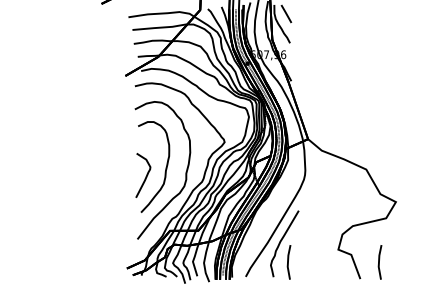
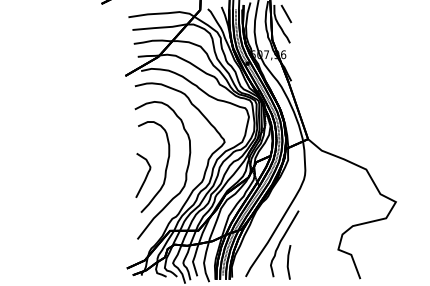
line: present -> none (379, 262)
